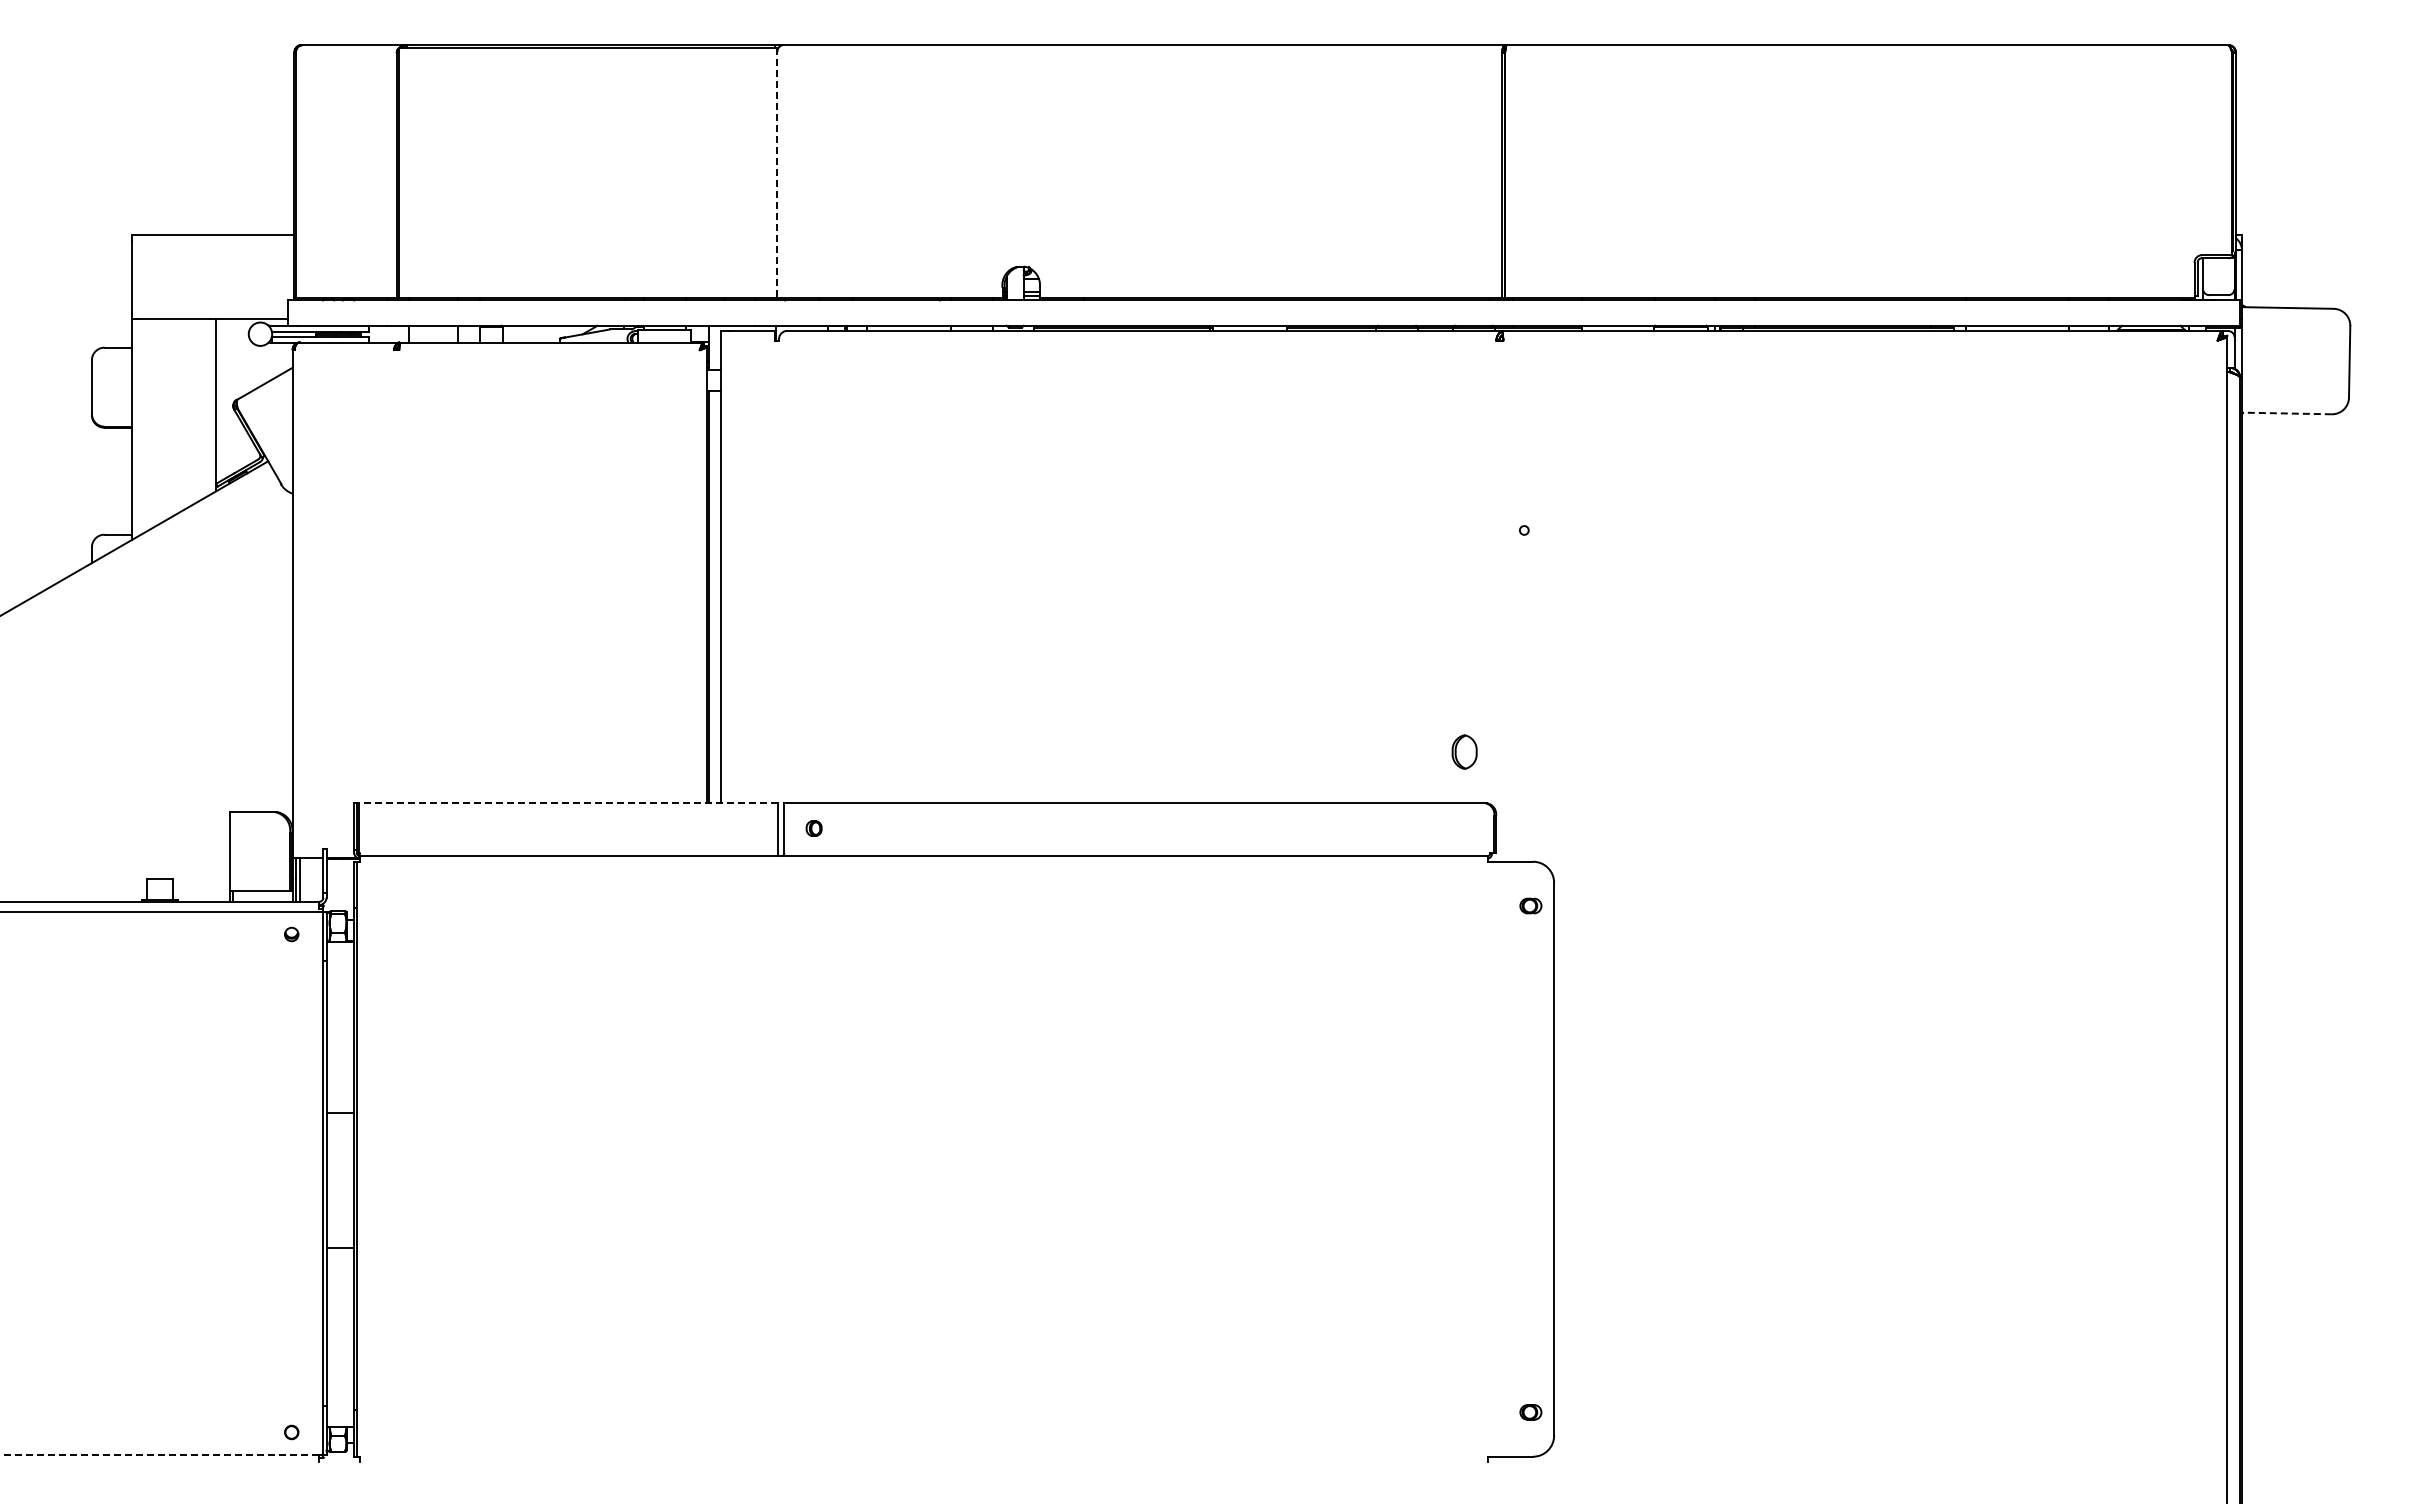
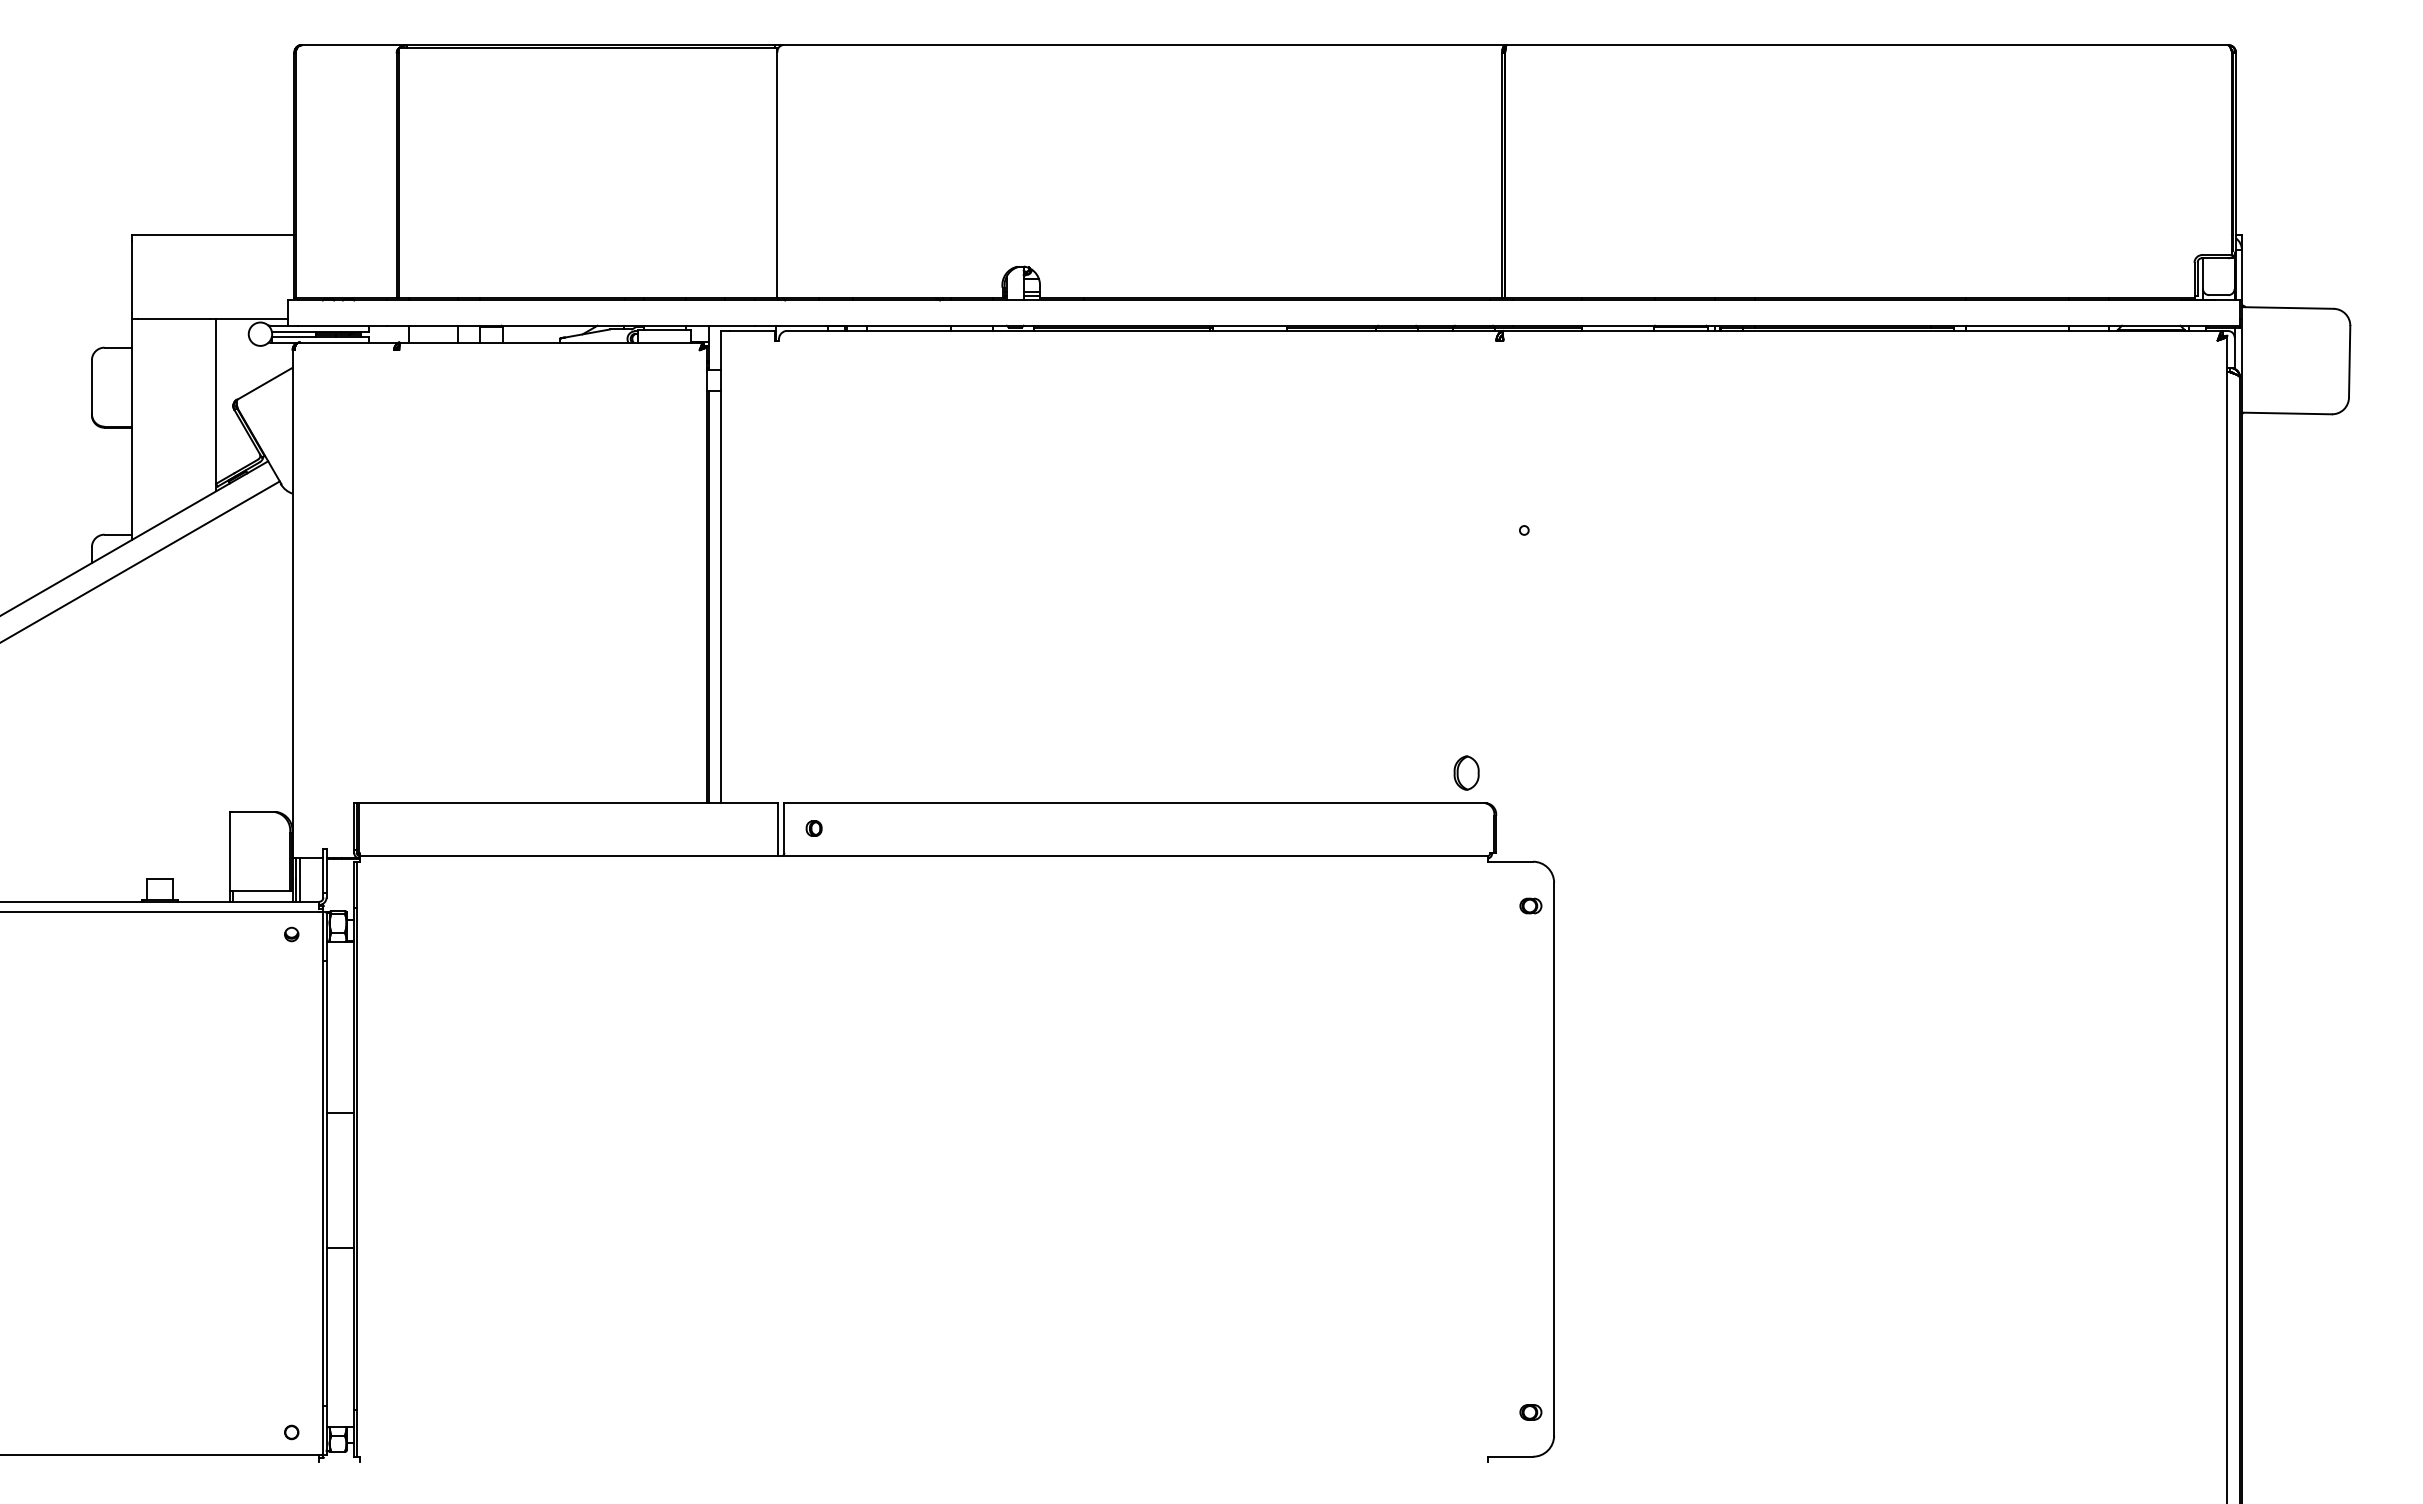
line: dashed -> solid (777, 173)
line: dashed -> solid (2286, 413)
line: none -> present (140, 561)
part position: (1464, 751) -> (1466, 772) (1466, 772)
line: dashed -> solid (568, 803)
line: dashed -> solid (159, 1454)
